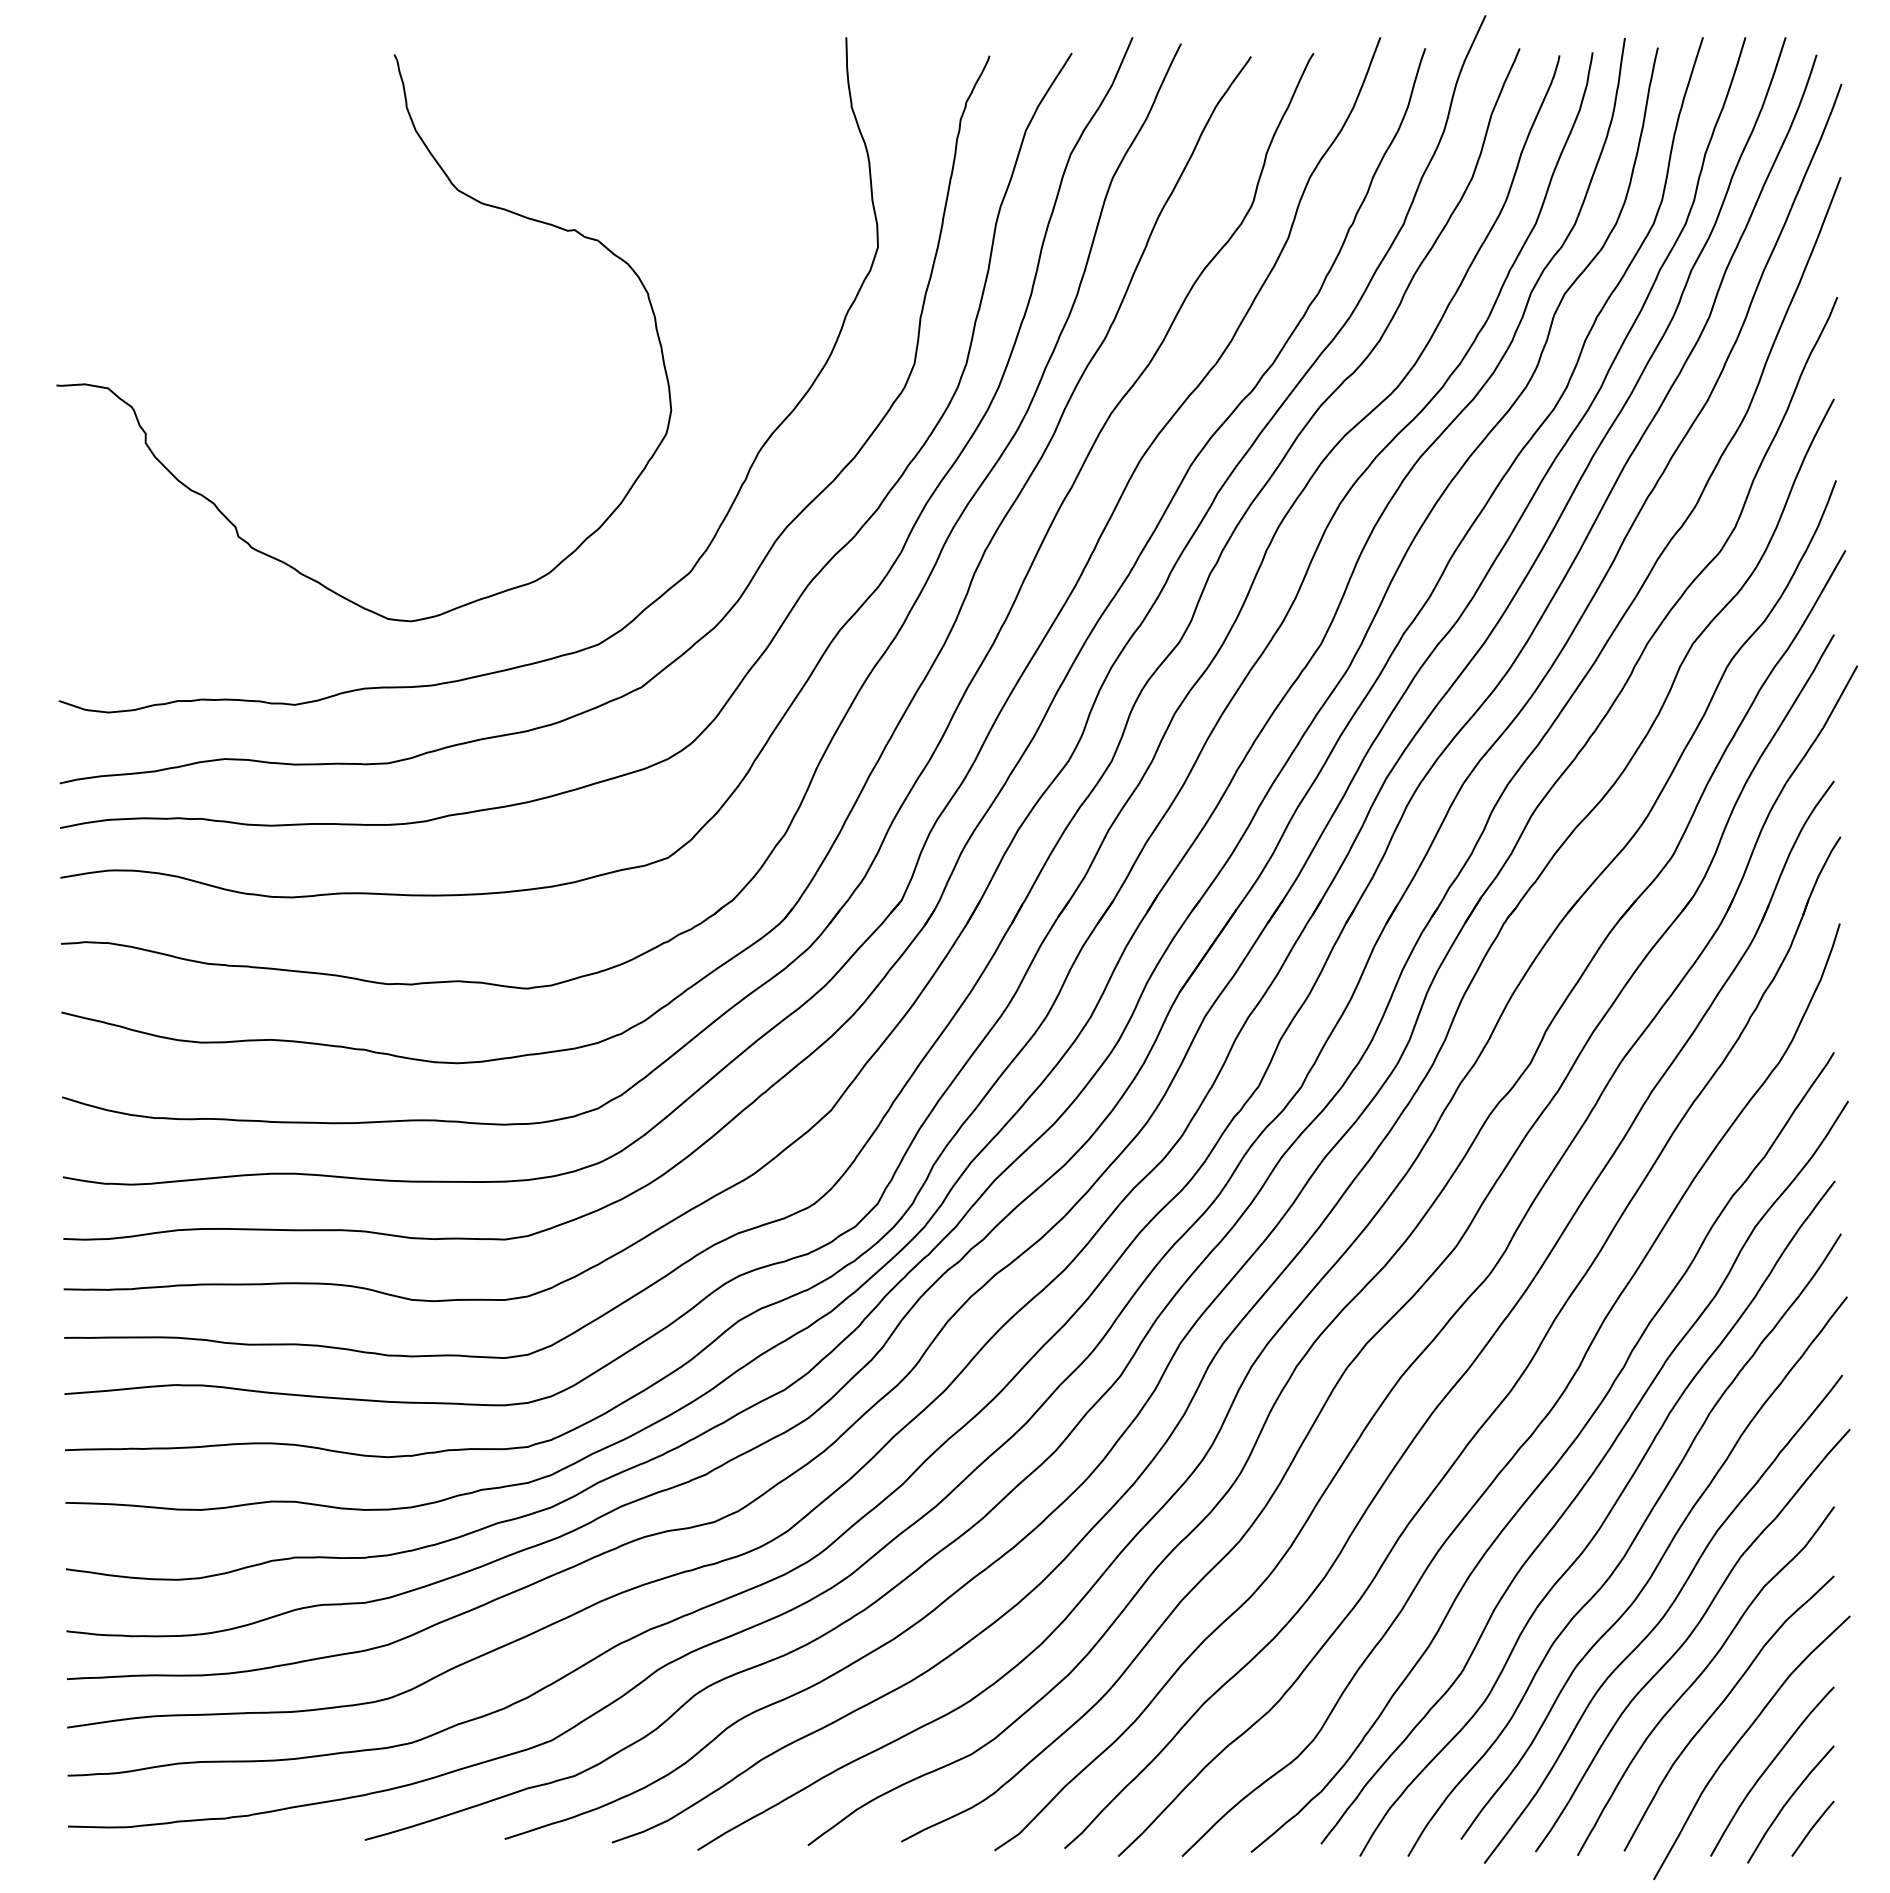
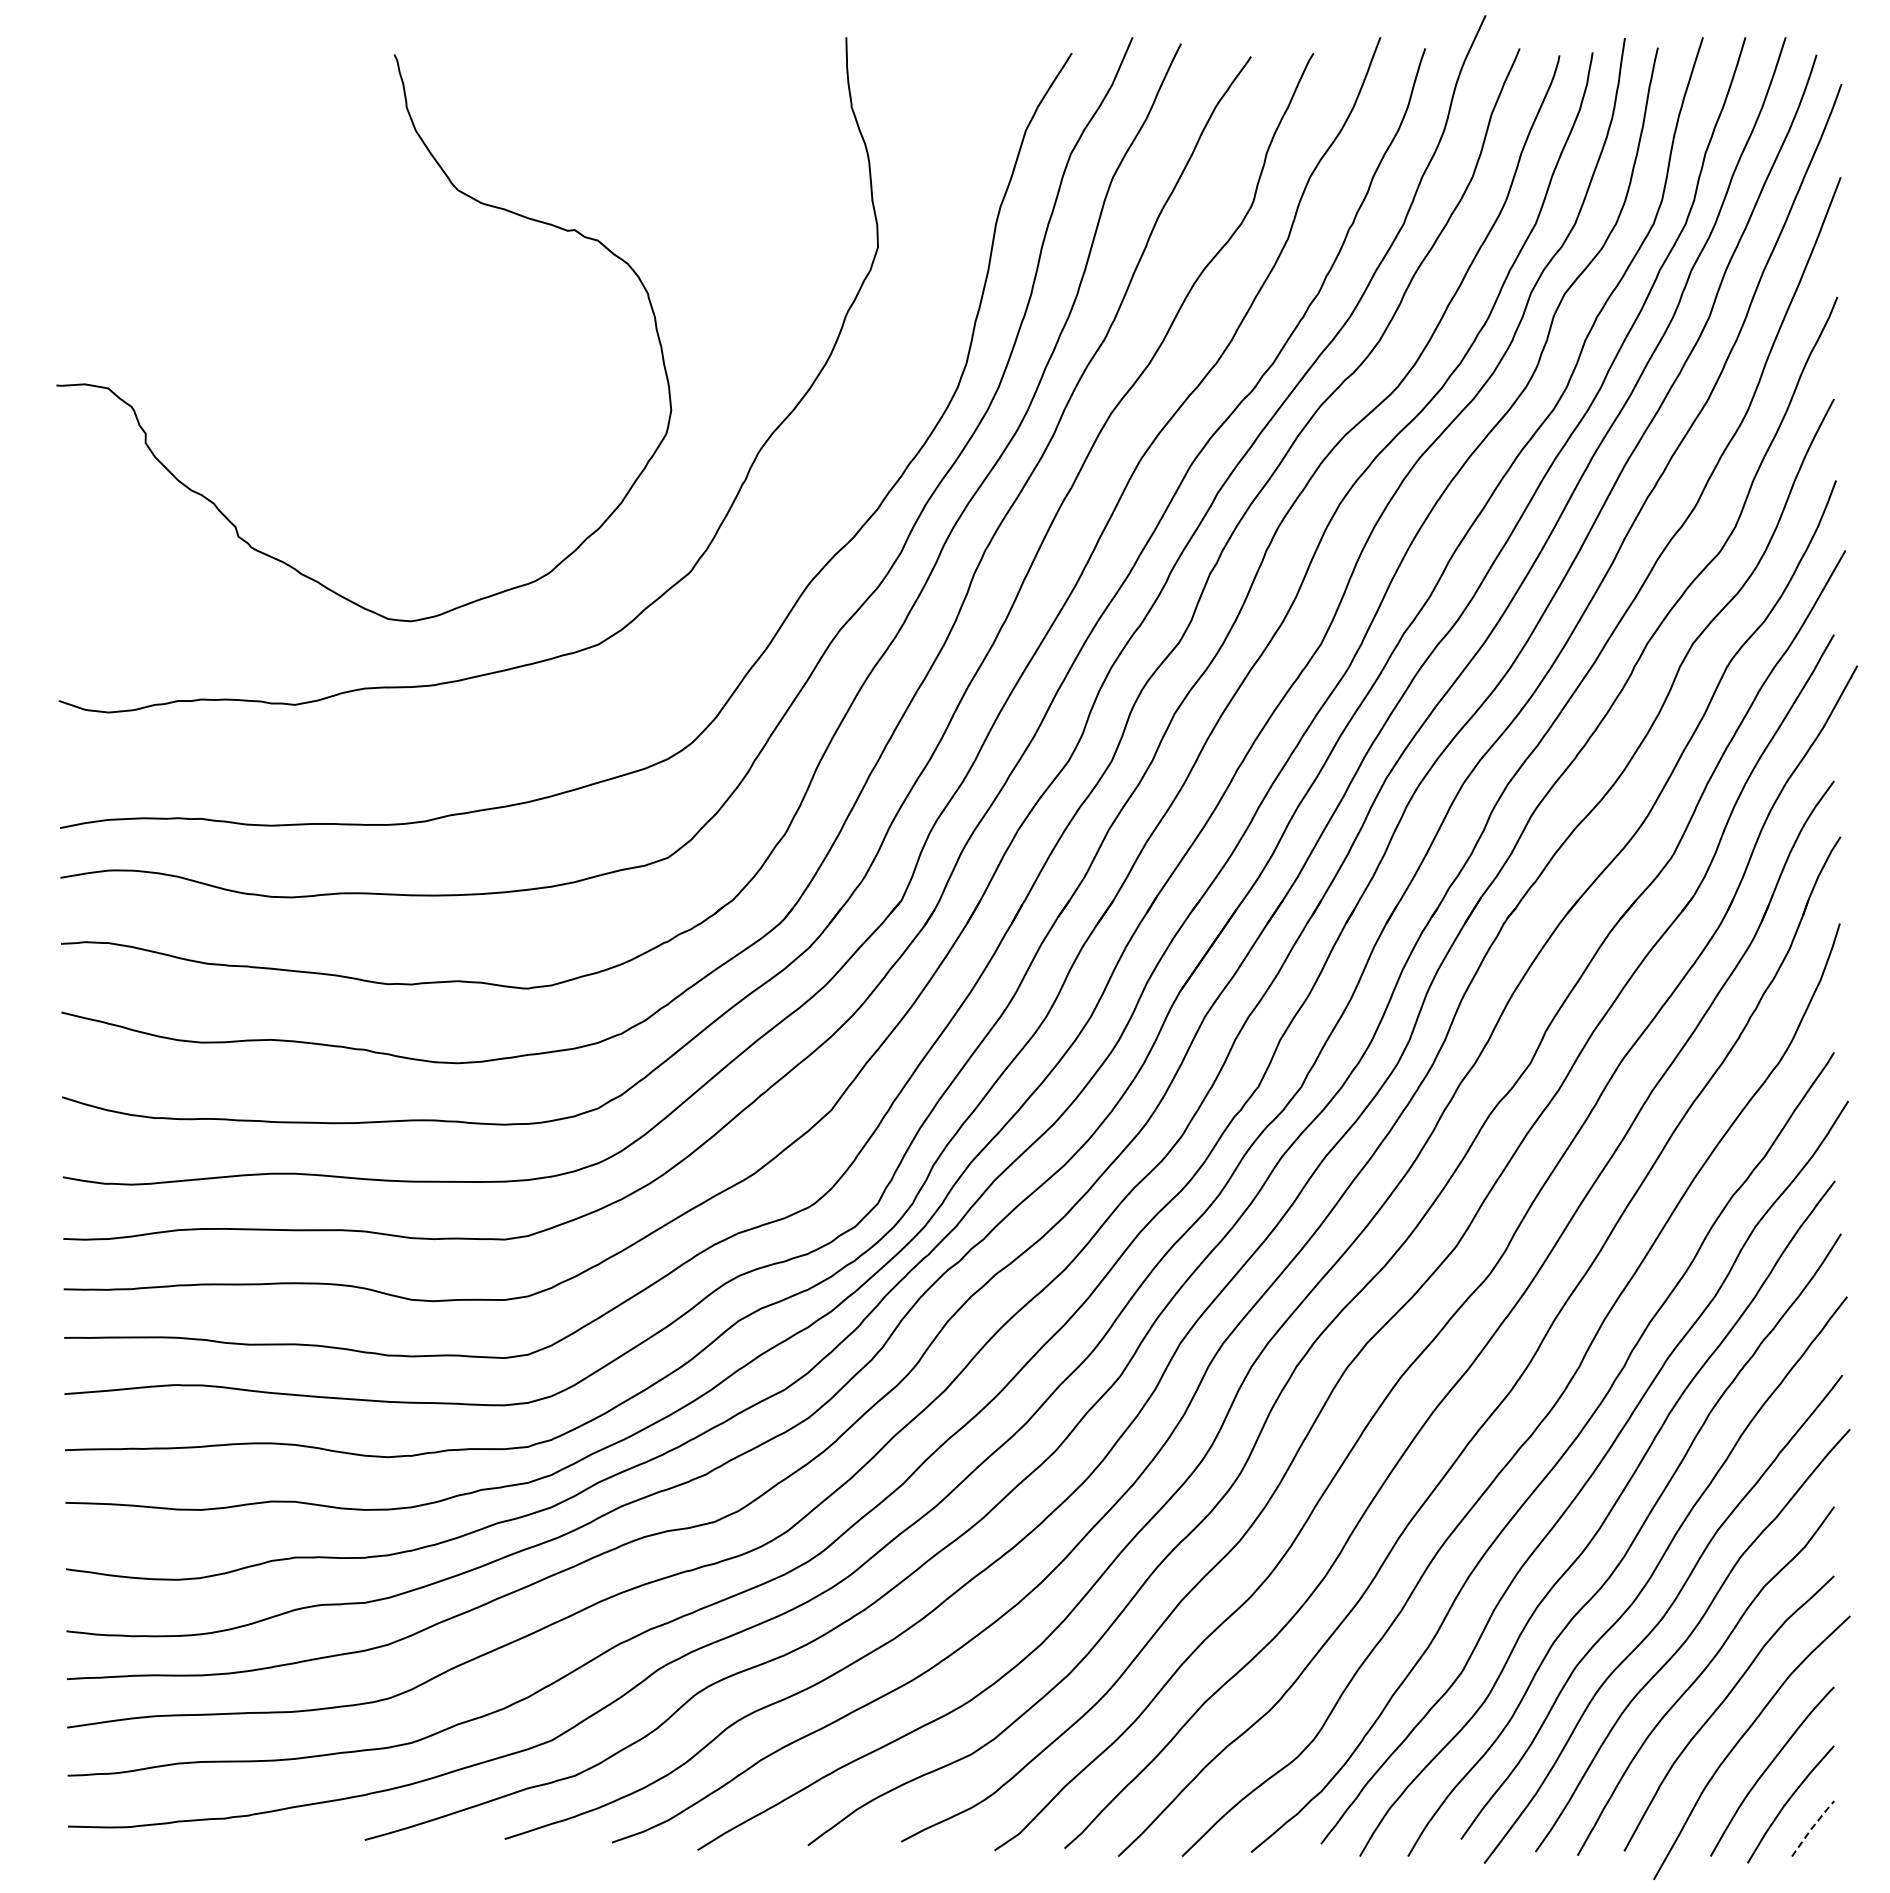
curve: present -> none (759, 564)
line: solid -> dashed (1812, 1827)
